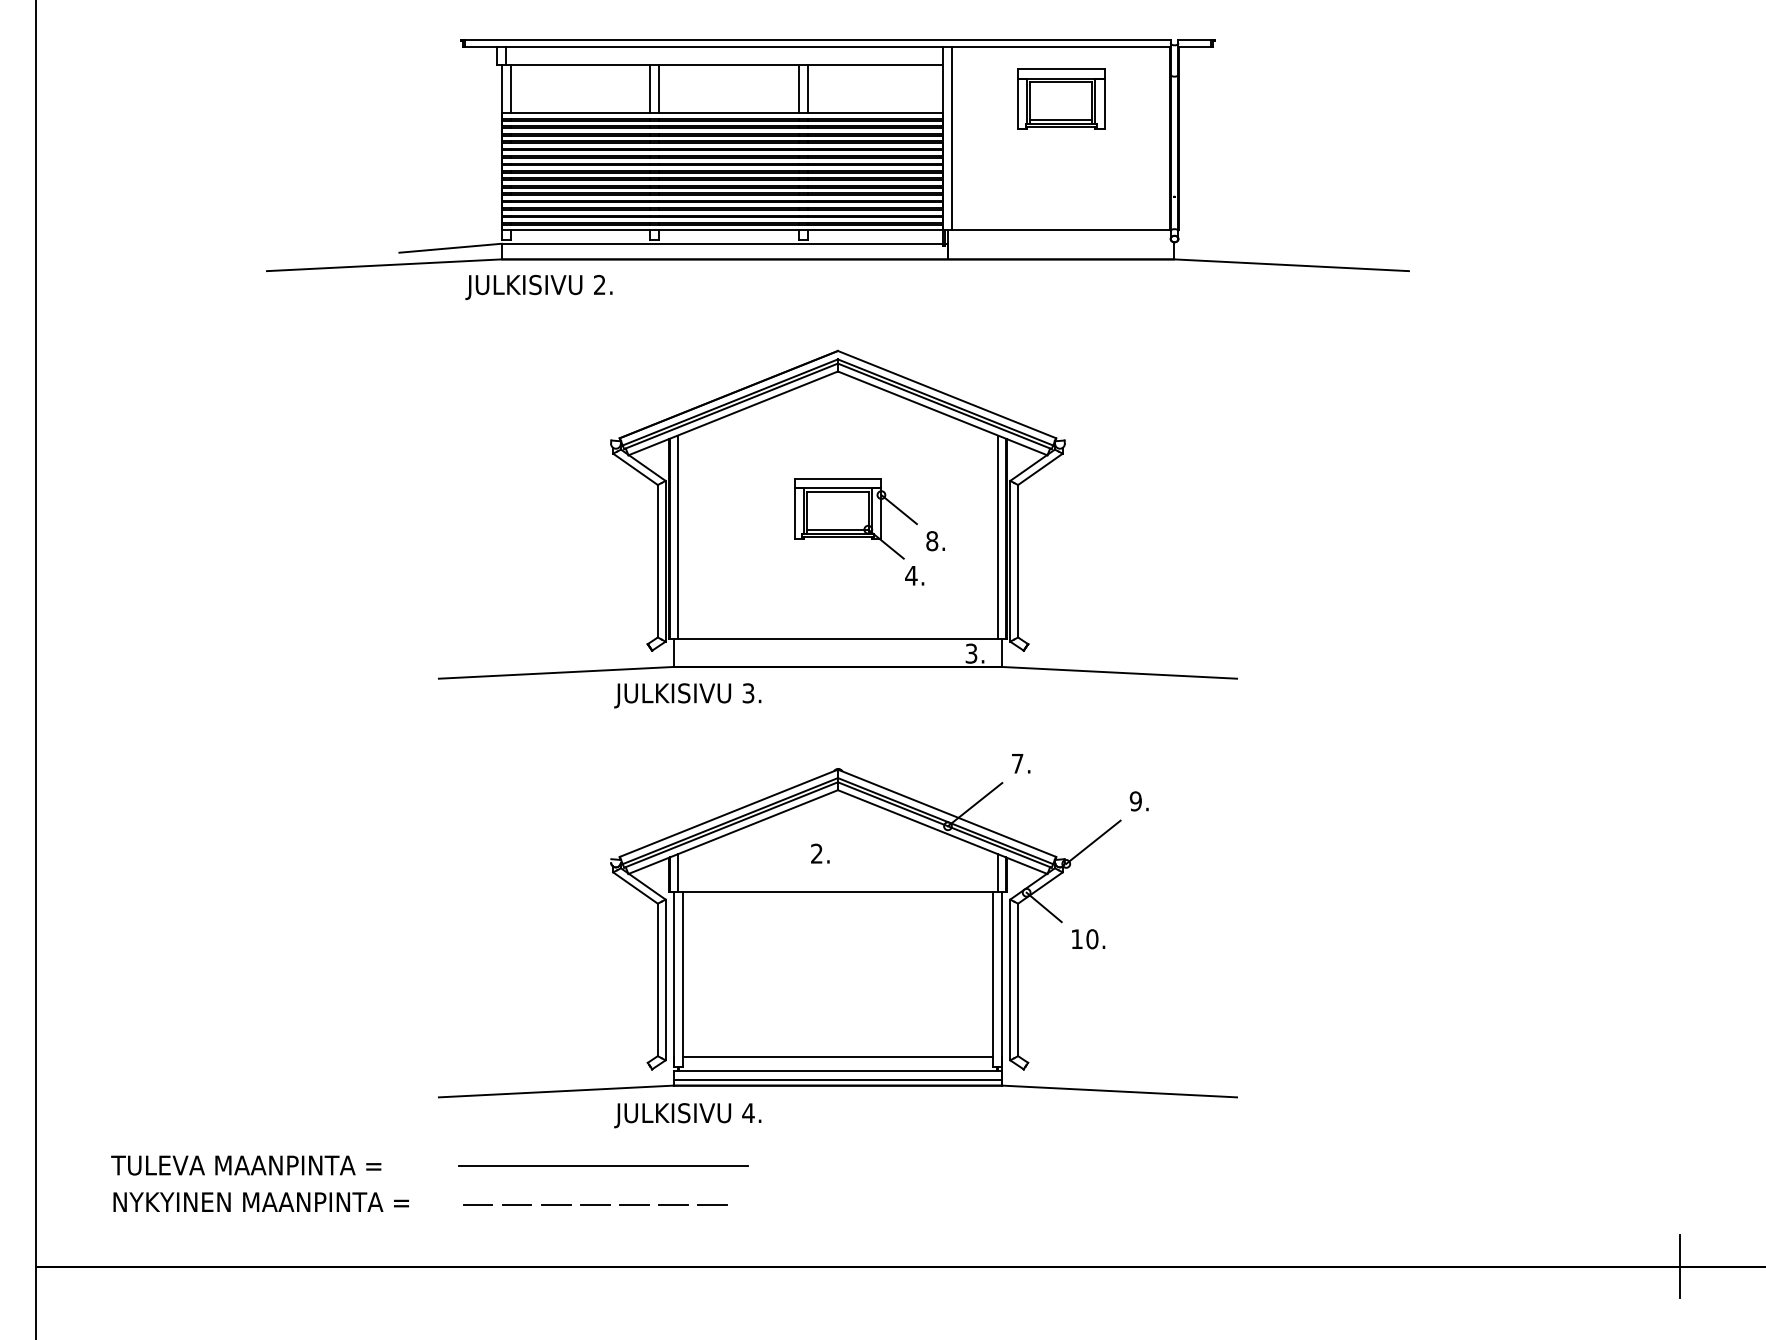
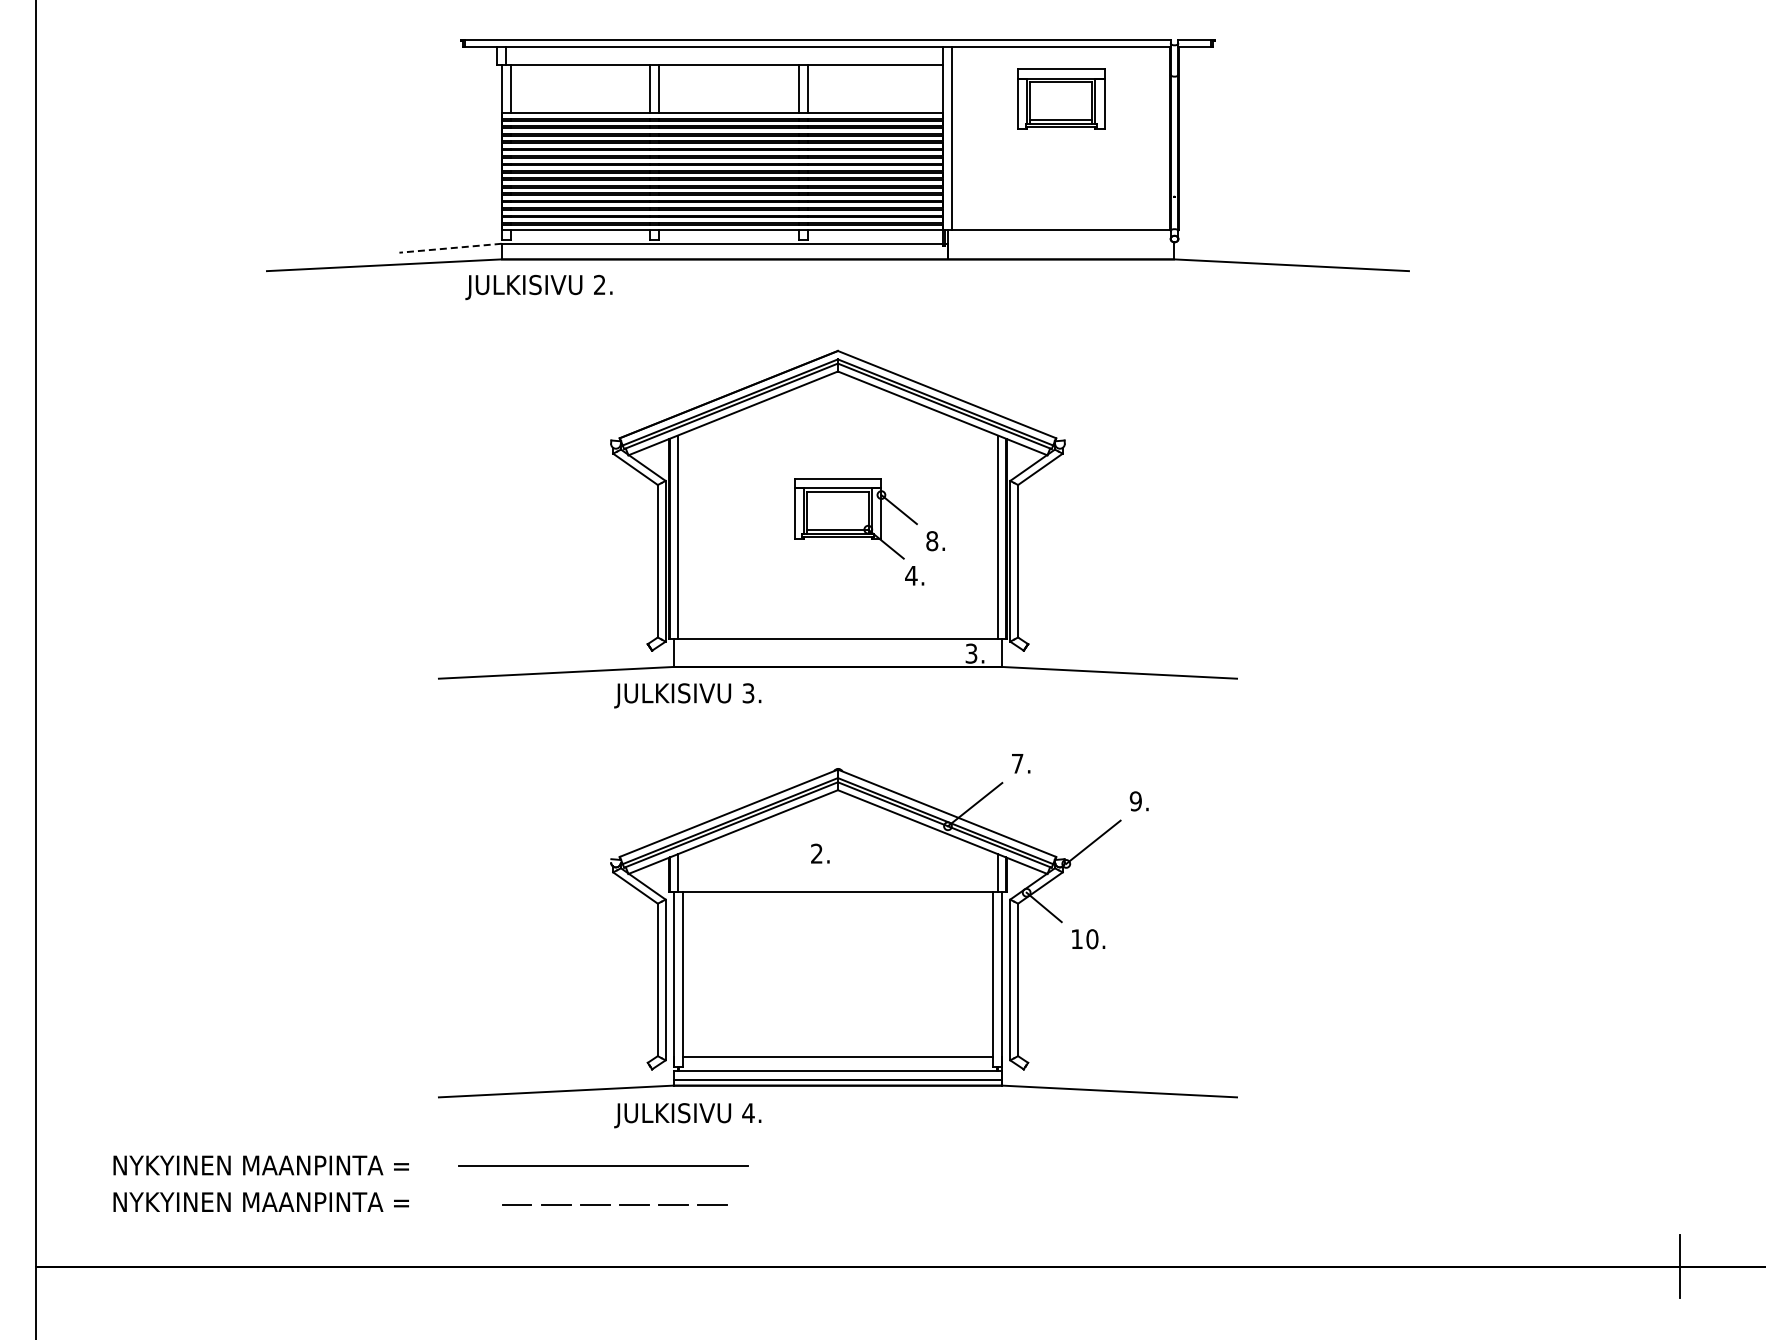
line: solid -> dashed (450, 248)
text: TULEVA MAANPINTA = -> NYKYINEN MAANPINTA = (259, 1165)
line: present -> none (477, 1205)
